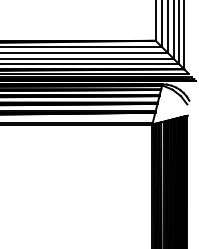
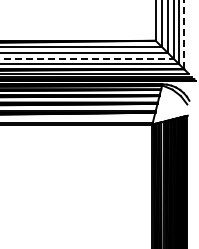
line: solid -> dashed (184, 34)
line: solid -> dashed (87, 58)
